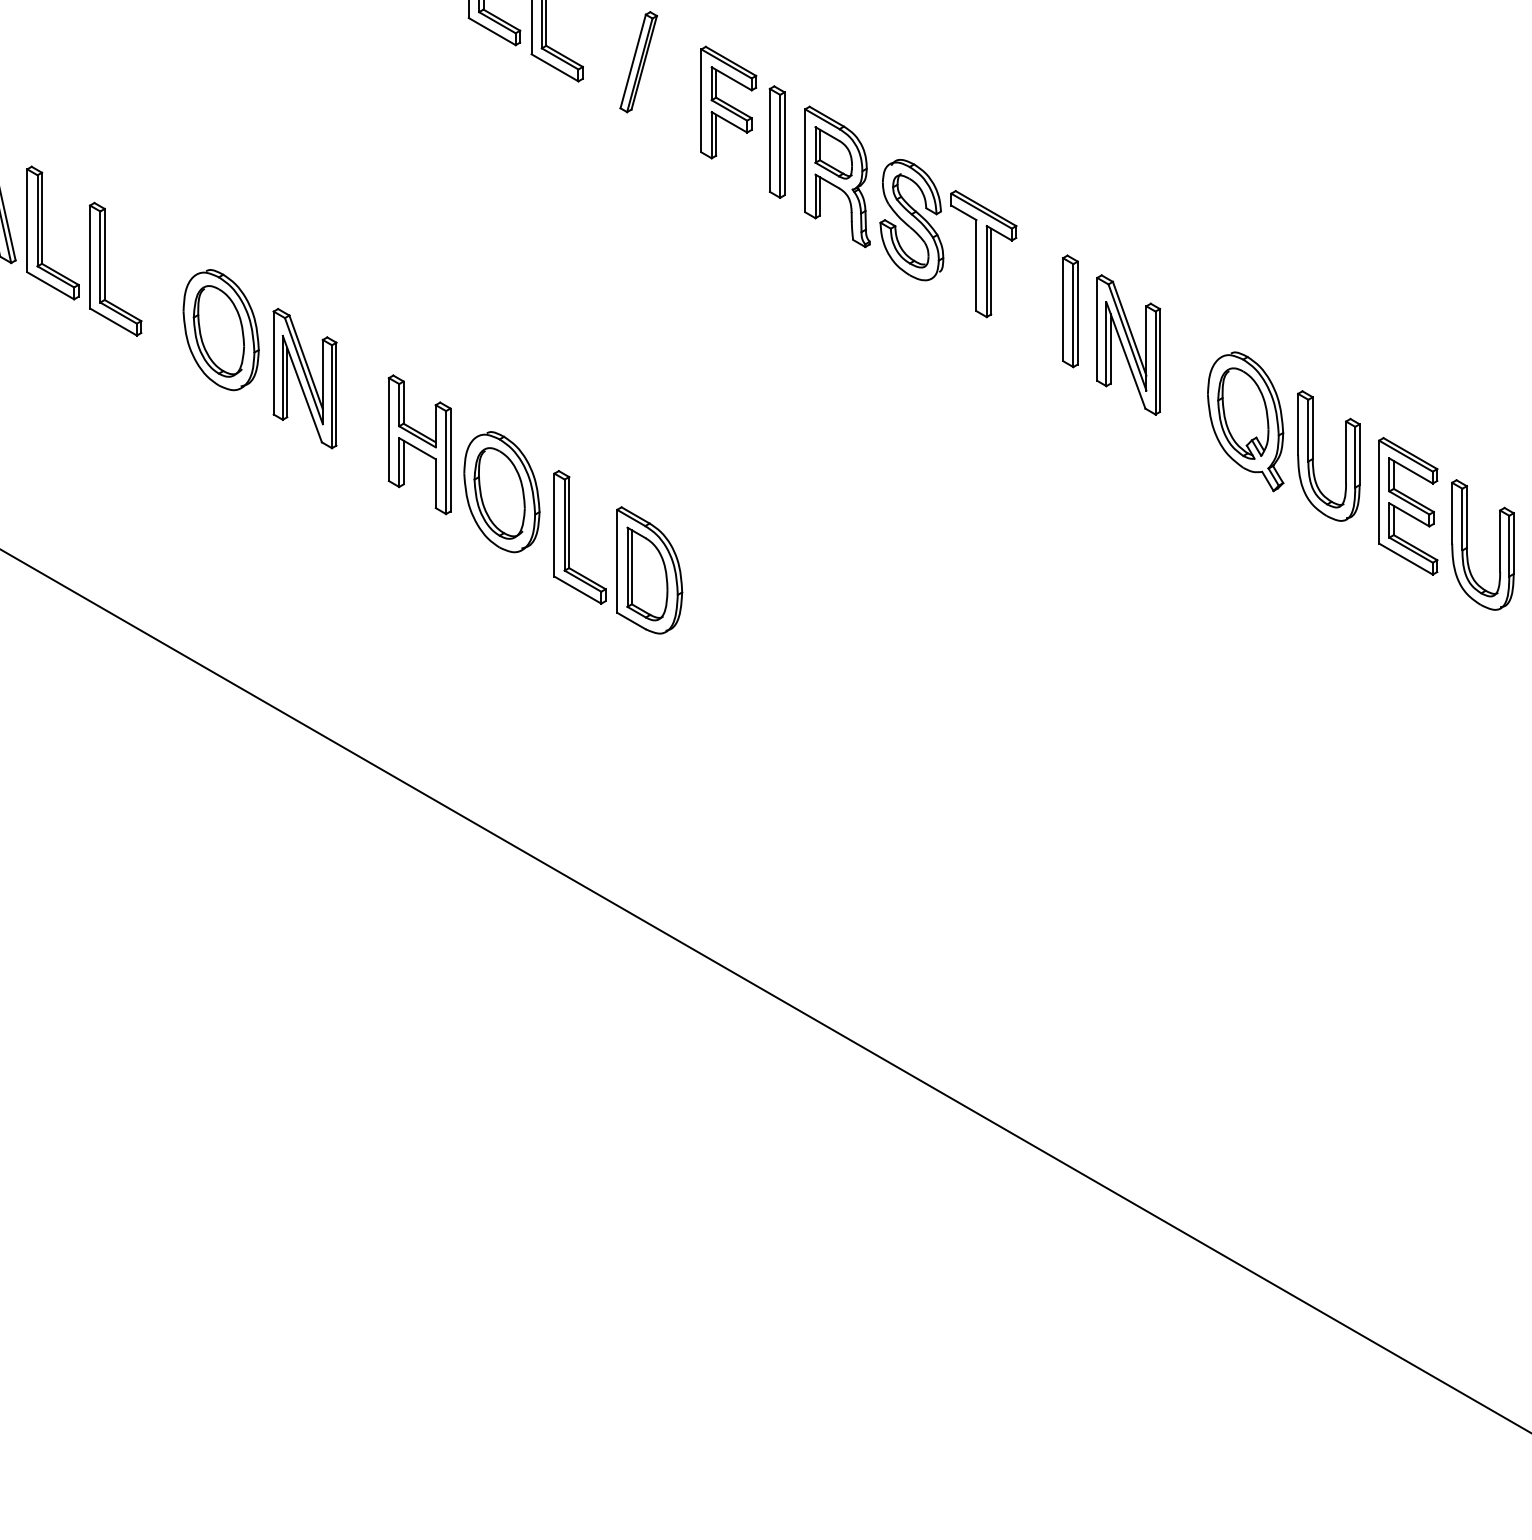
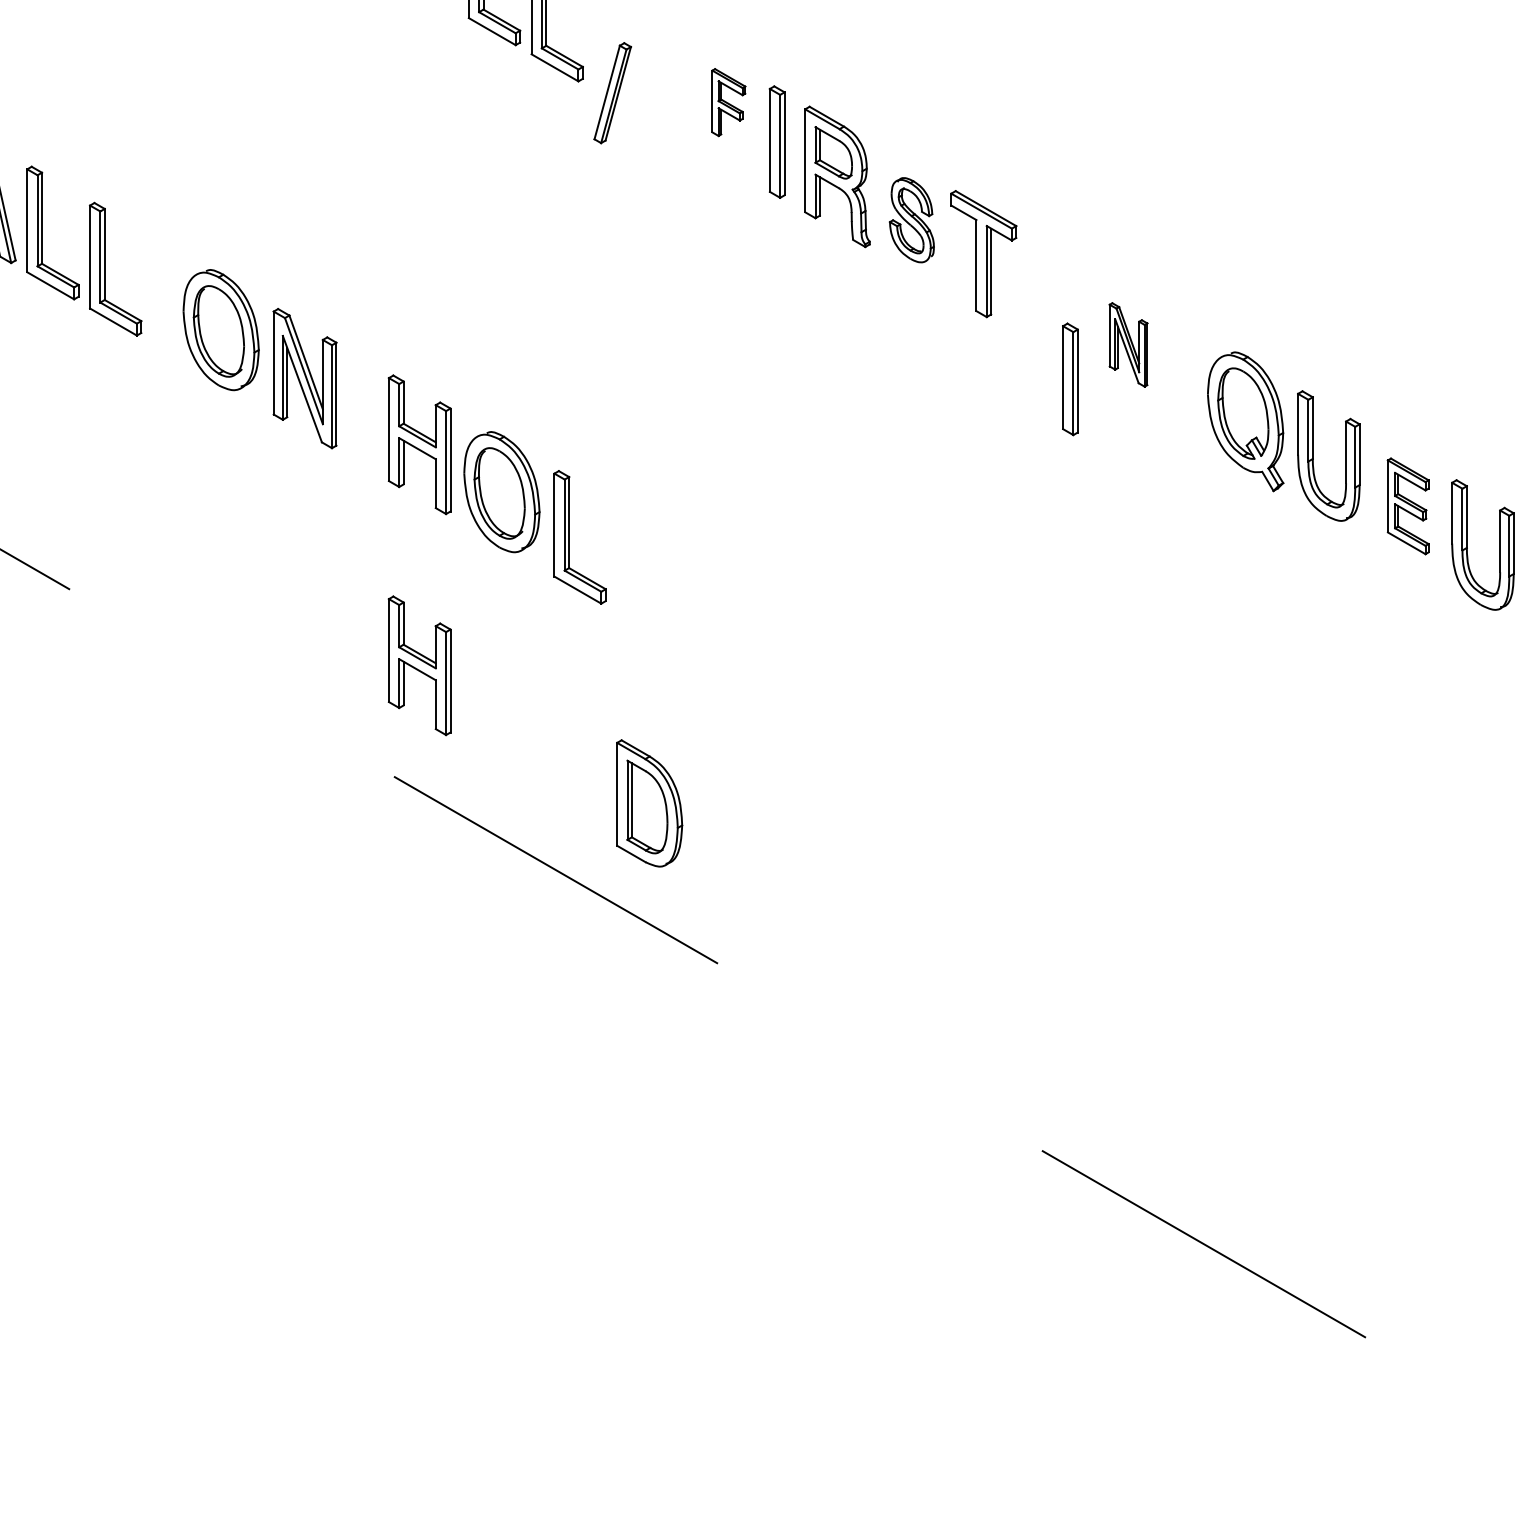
part position: (638, 62) -> (612, 93) (612, 93)
part size: 58x115 px -> 36x70 px (728, 102)
part size: 66x123 px -> 47x87 px (911, 220)
part position: (1070, 311) -> (1070, 379) (1070, 379)
part size: 65x142 px -> 41x86 px (1128, 344)
part size: 61x139 px -> 44x99 px (1407, 506)
part position: (649, 570) -> (649, 803) (649, 803)
part: none -> present (419, 665)
line: solid -> dashed (765, 991)
